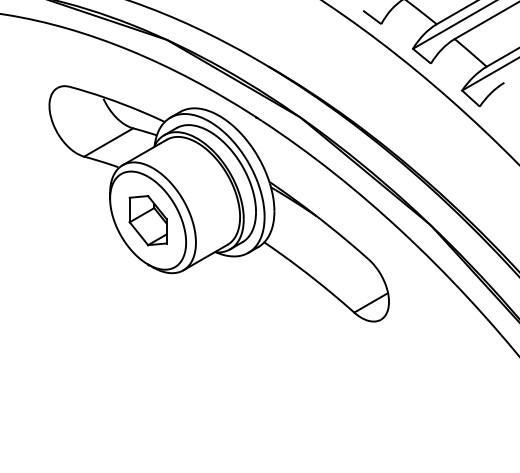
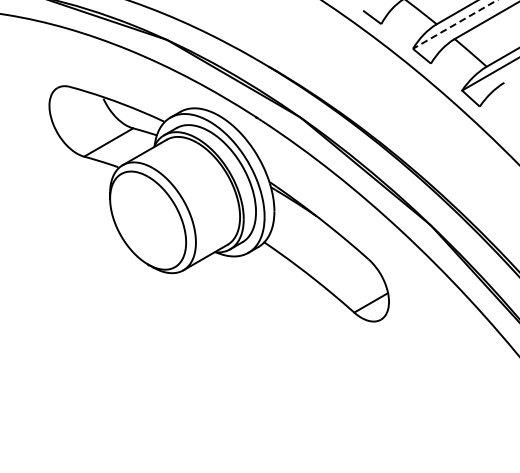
line: solid -> dashed (454, 24)
part: present -> none (147, 220)
